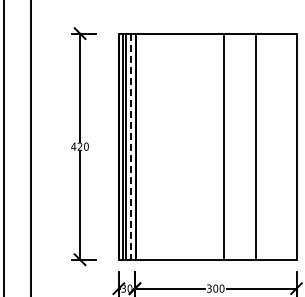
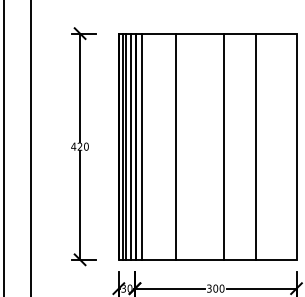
line: none -> present (142, 146)
line: none -> present (175, 146)
line: dashed -> solid (130, 147)
